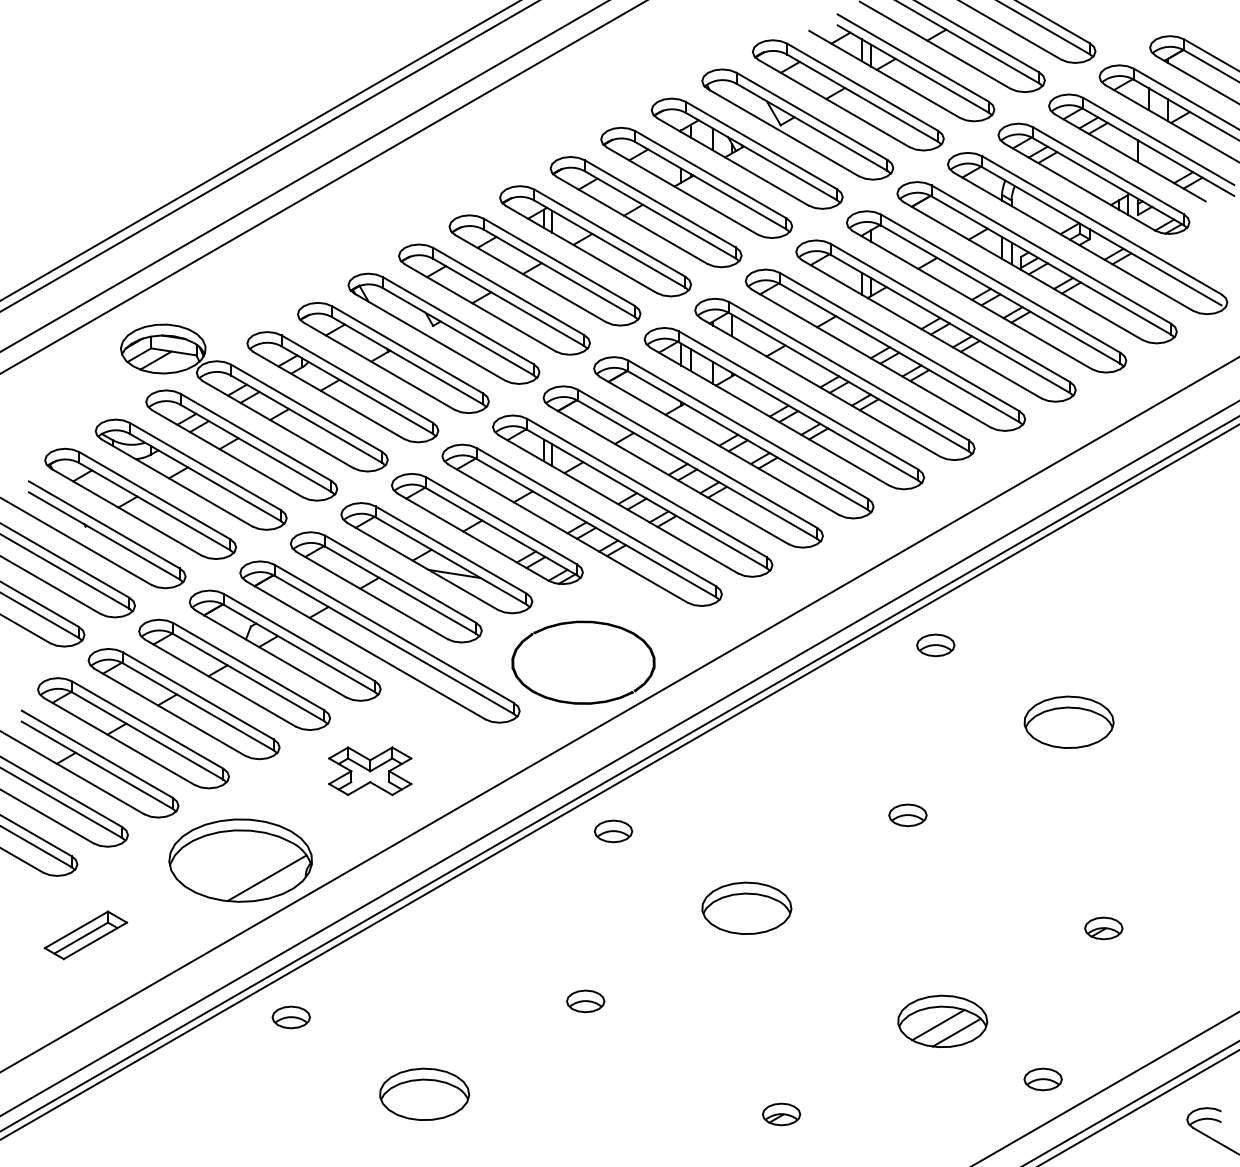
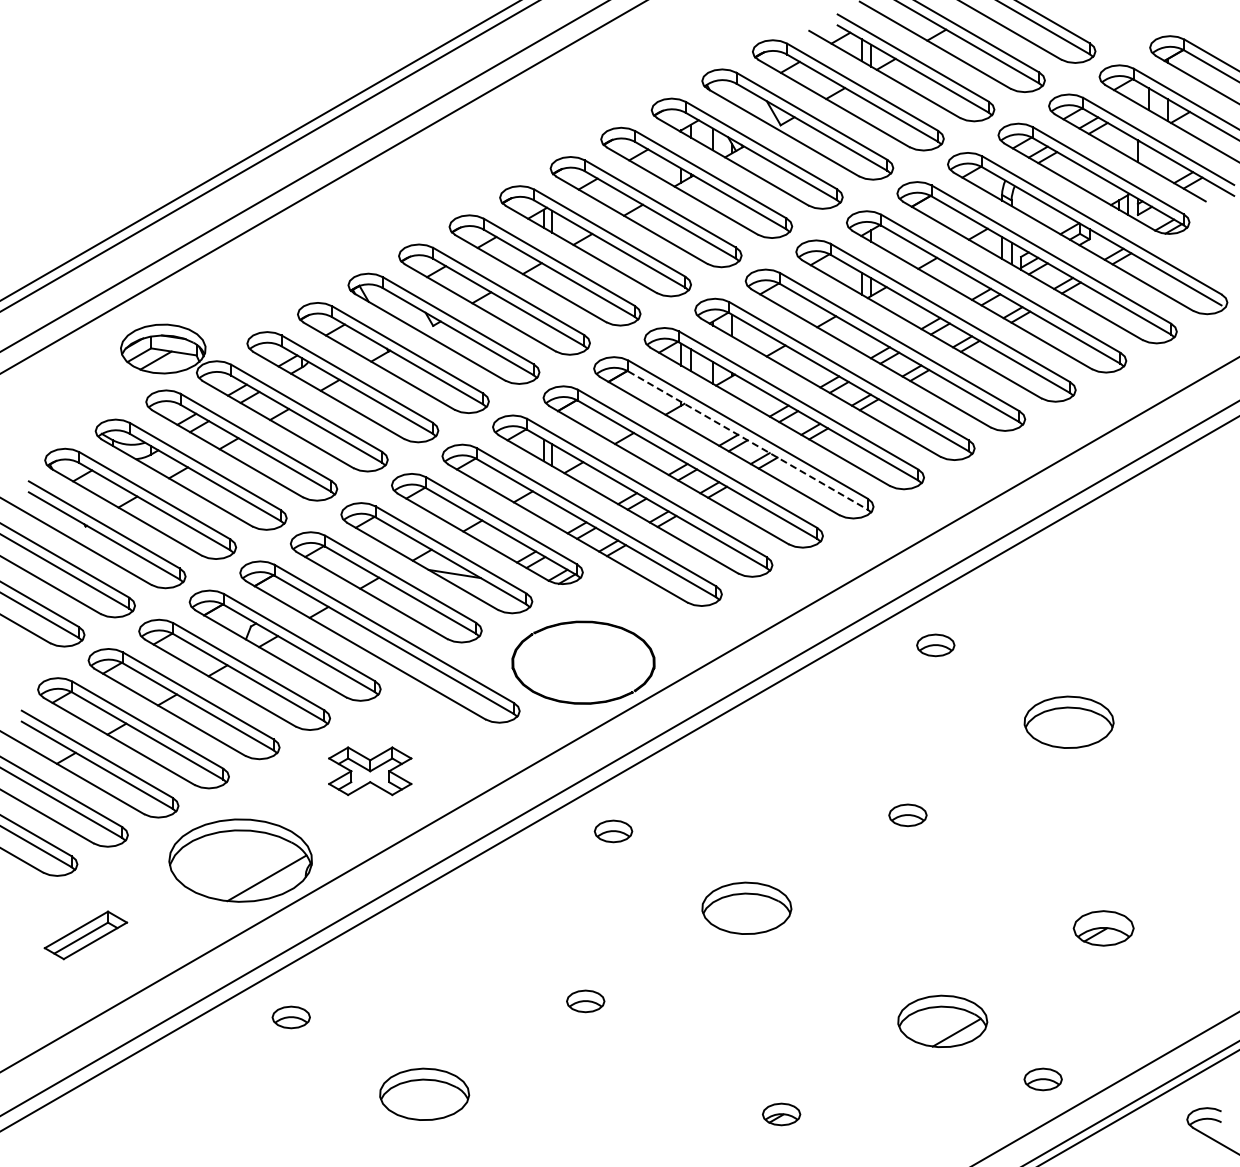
line: solid -> dashed (748, 440)
line: present -> none (619, 782)
part size: 40x25 px -> 63x37 px (1103, 928)
line: present -> none (938, 1024)
